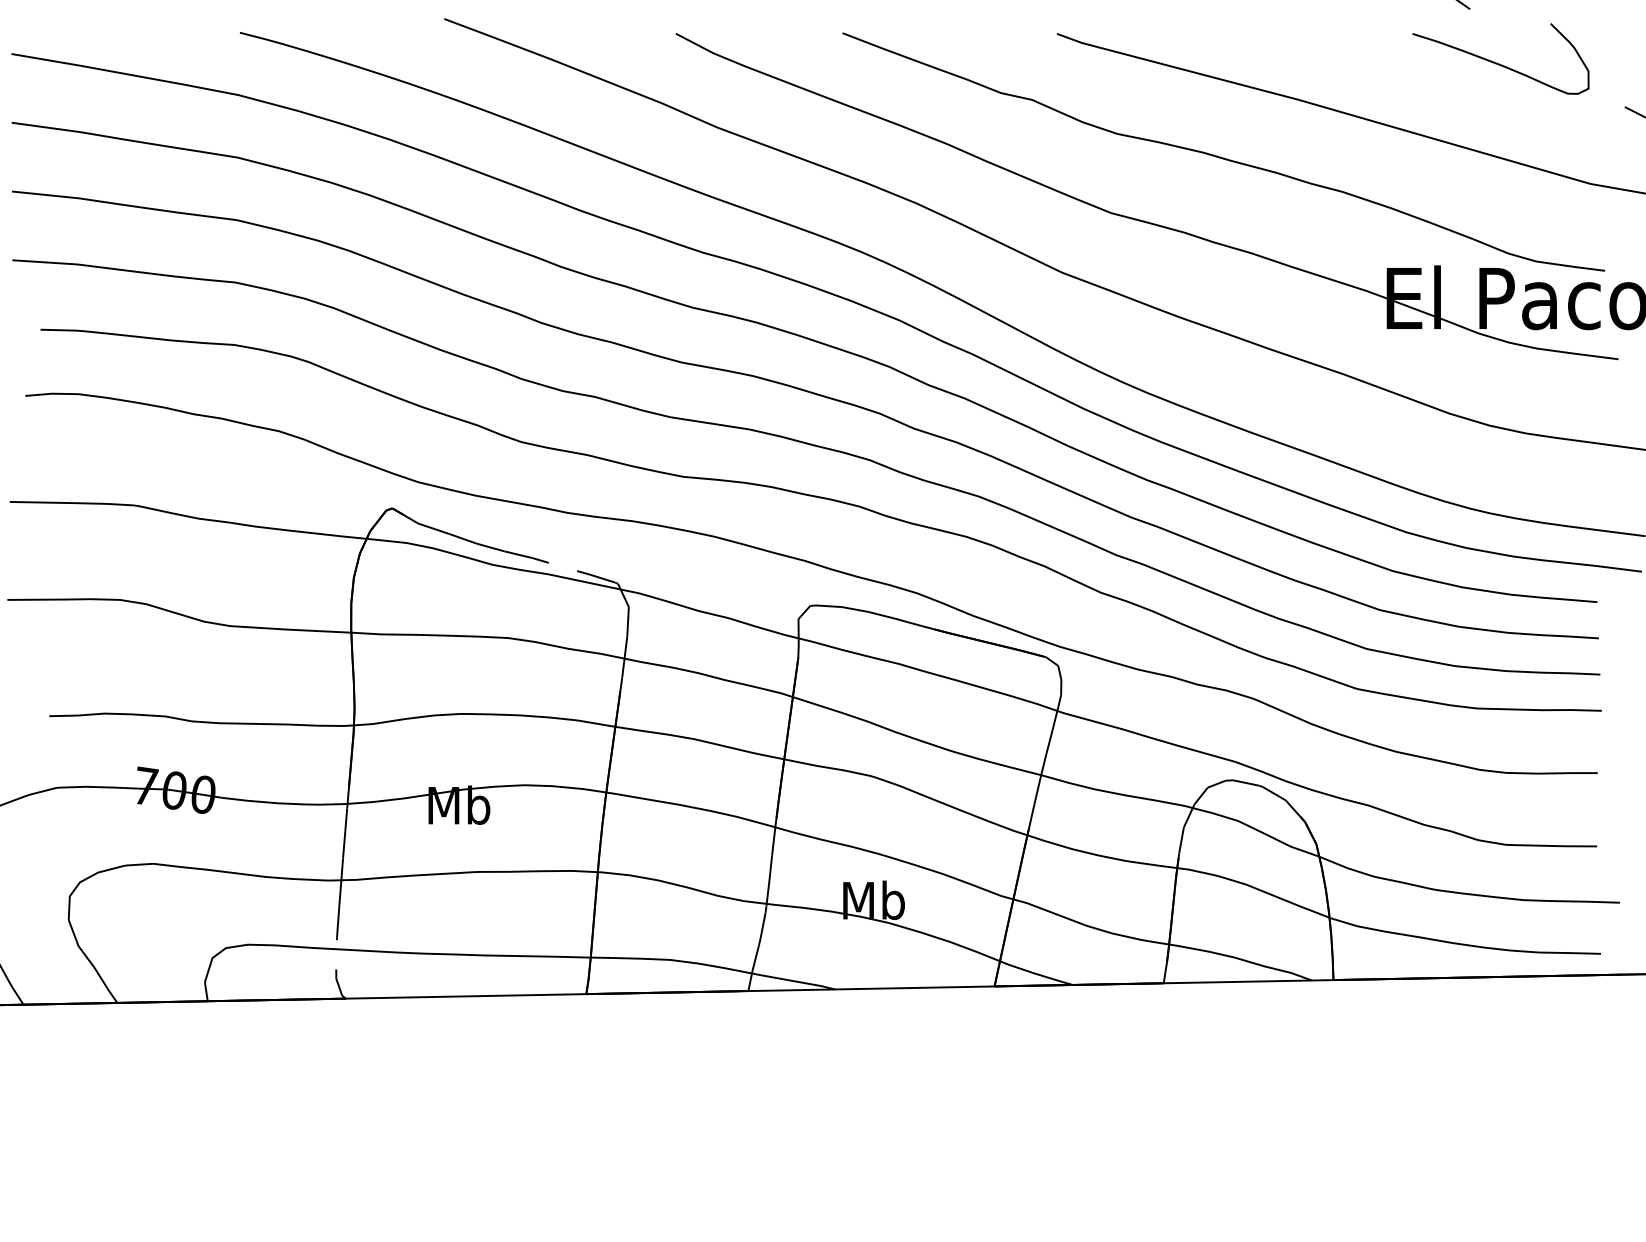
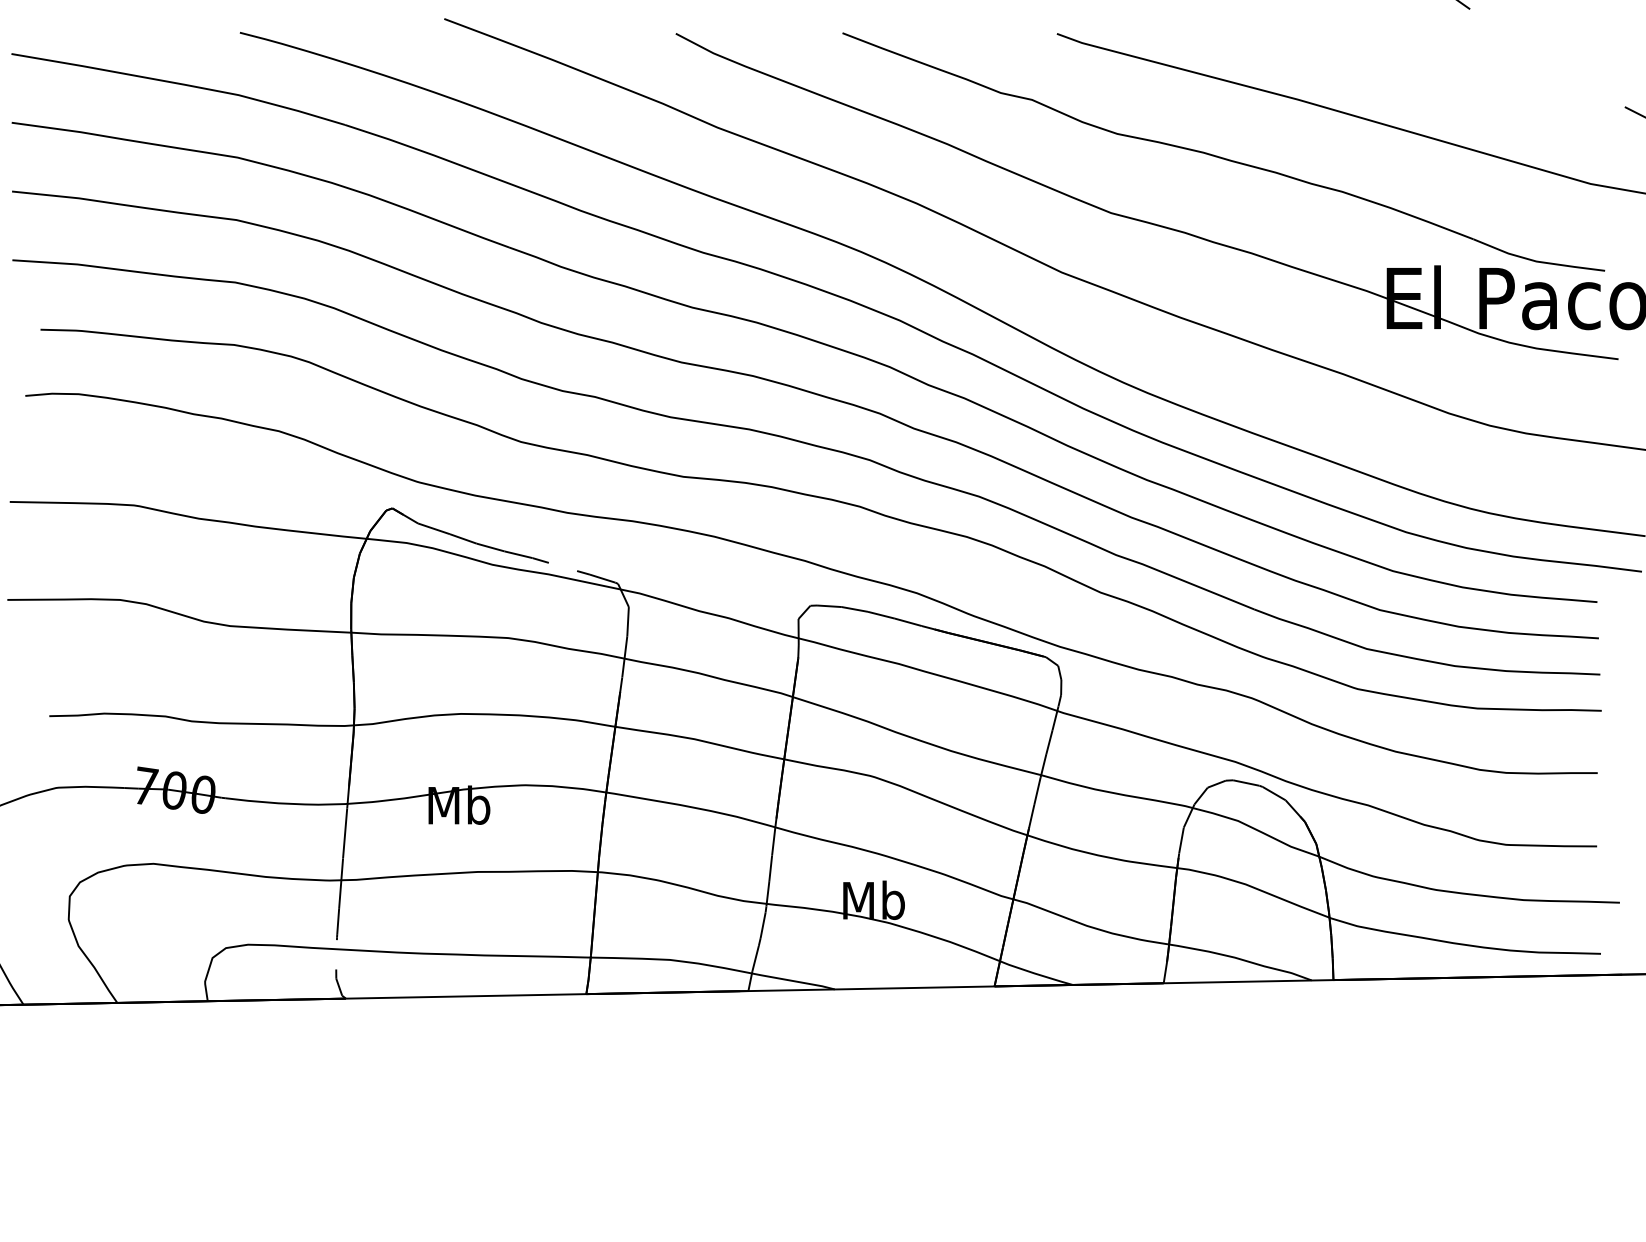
curve: present -> none (1499, 63)
